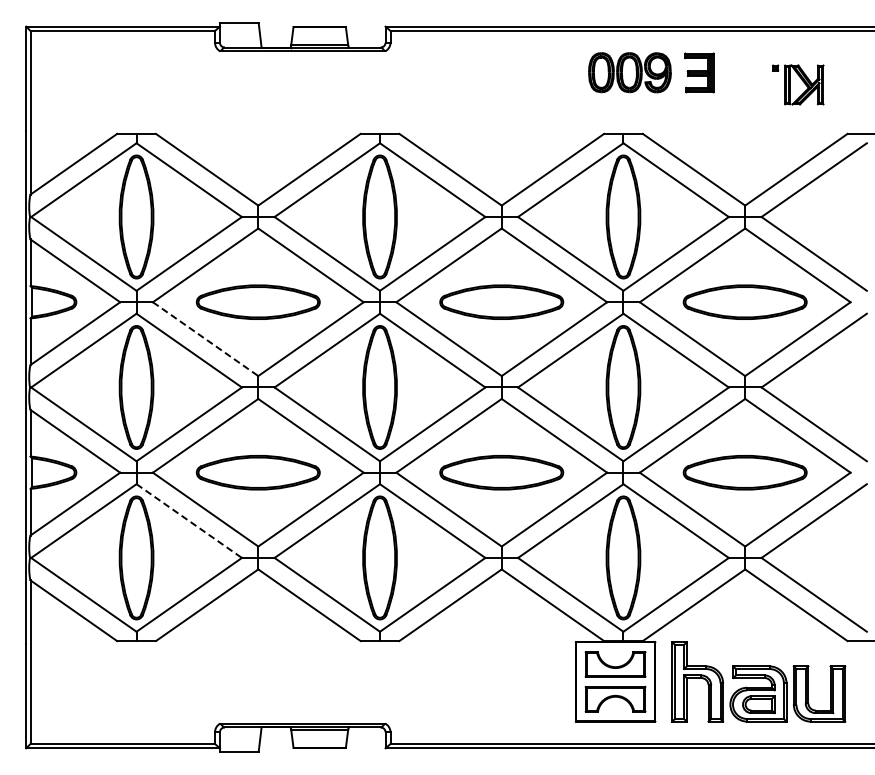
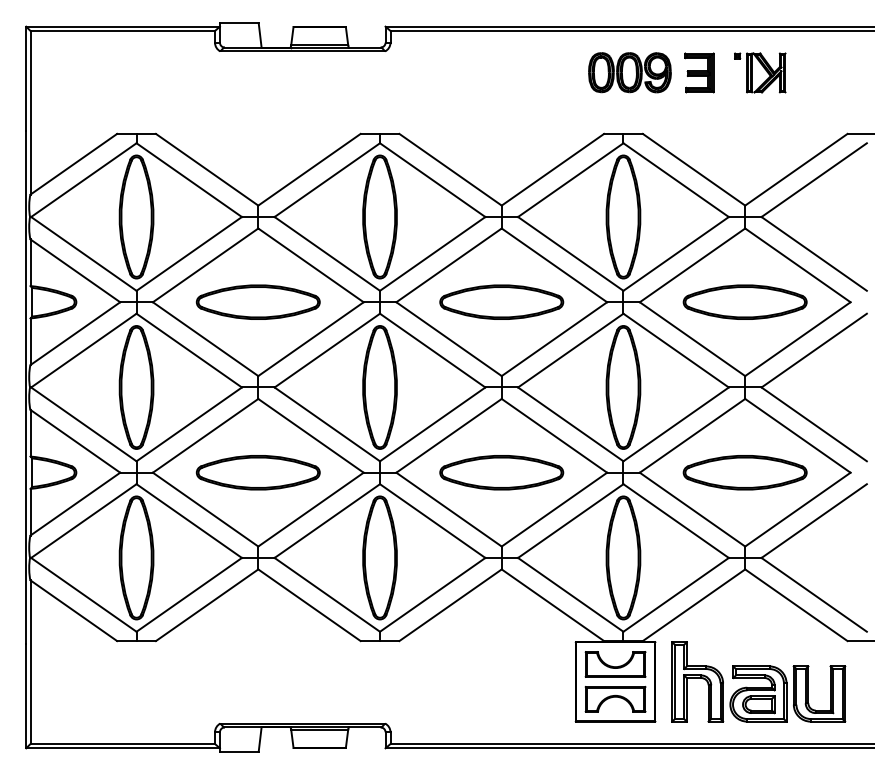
part position: (798, 84) -> (760, 72) (760, 72)
line: dashed -> solid (206, 339)
line: dashed -> solid (189, 521)
